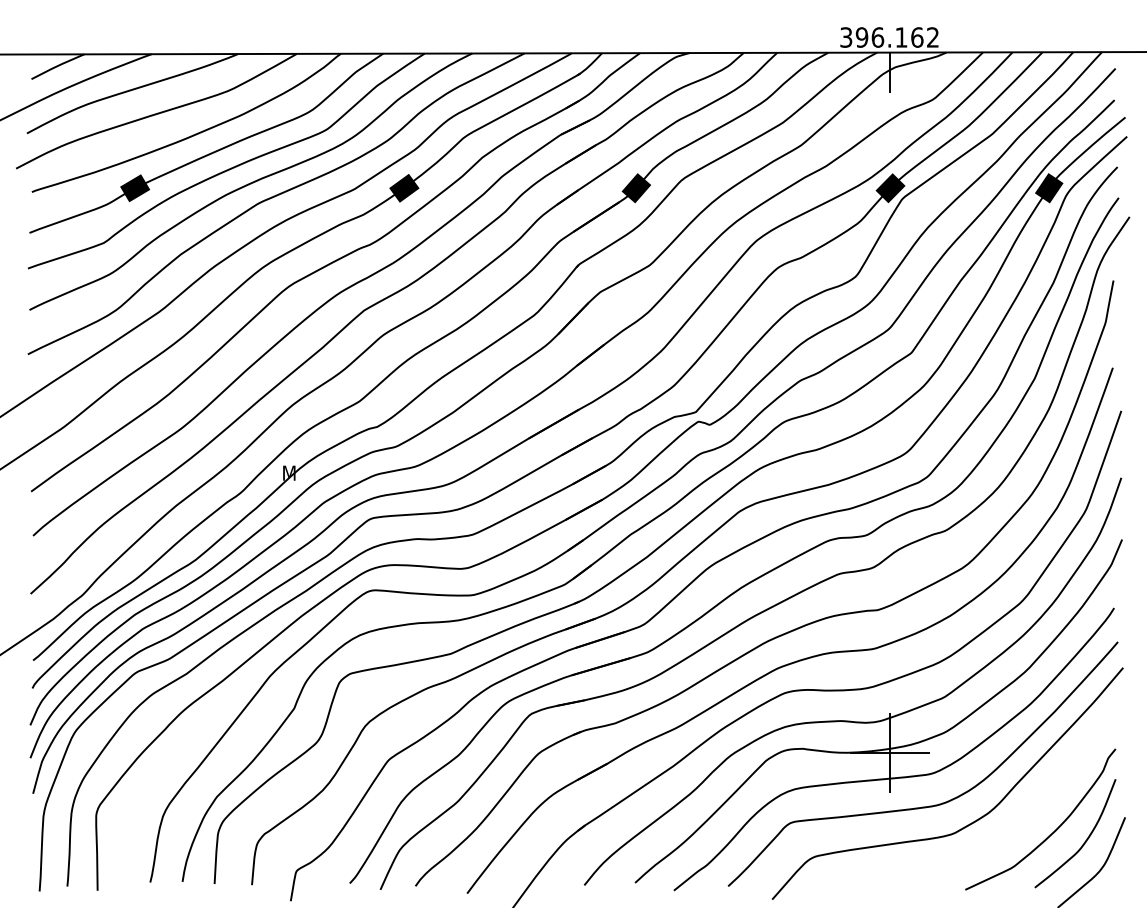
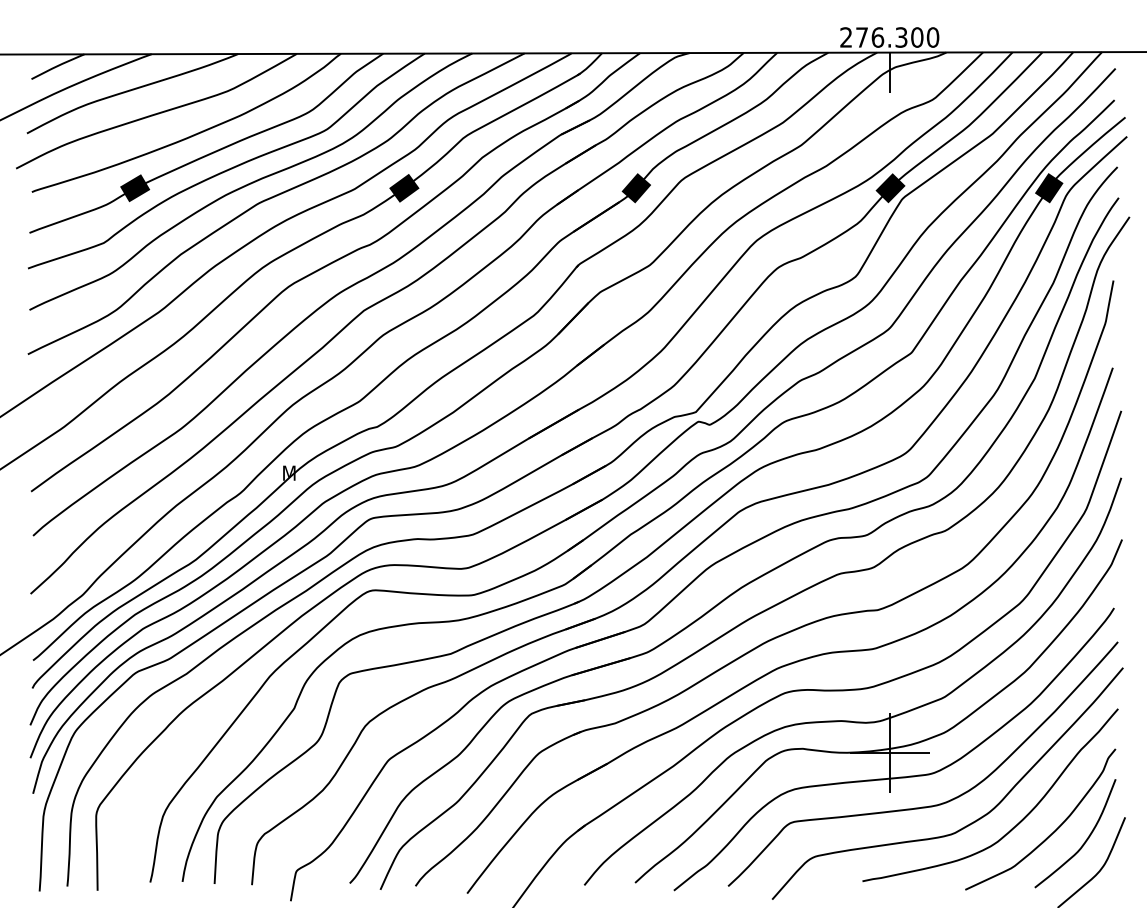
text: 396.162 -> 276.300 (889, 37)
curve: none -> present (1012, 827)
